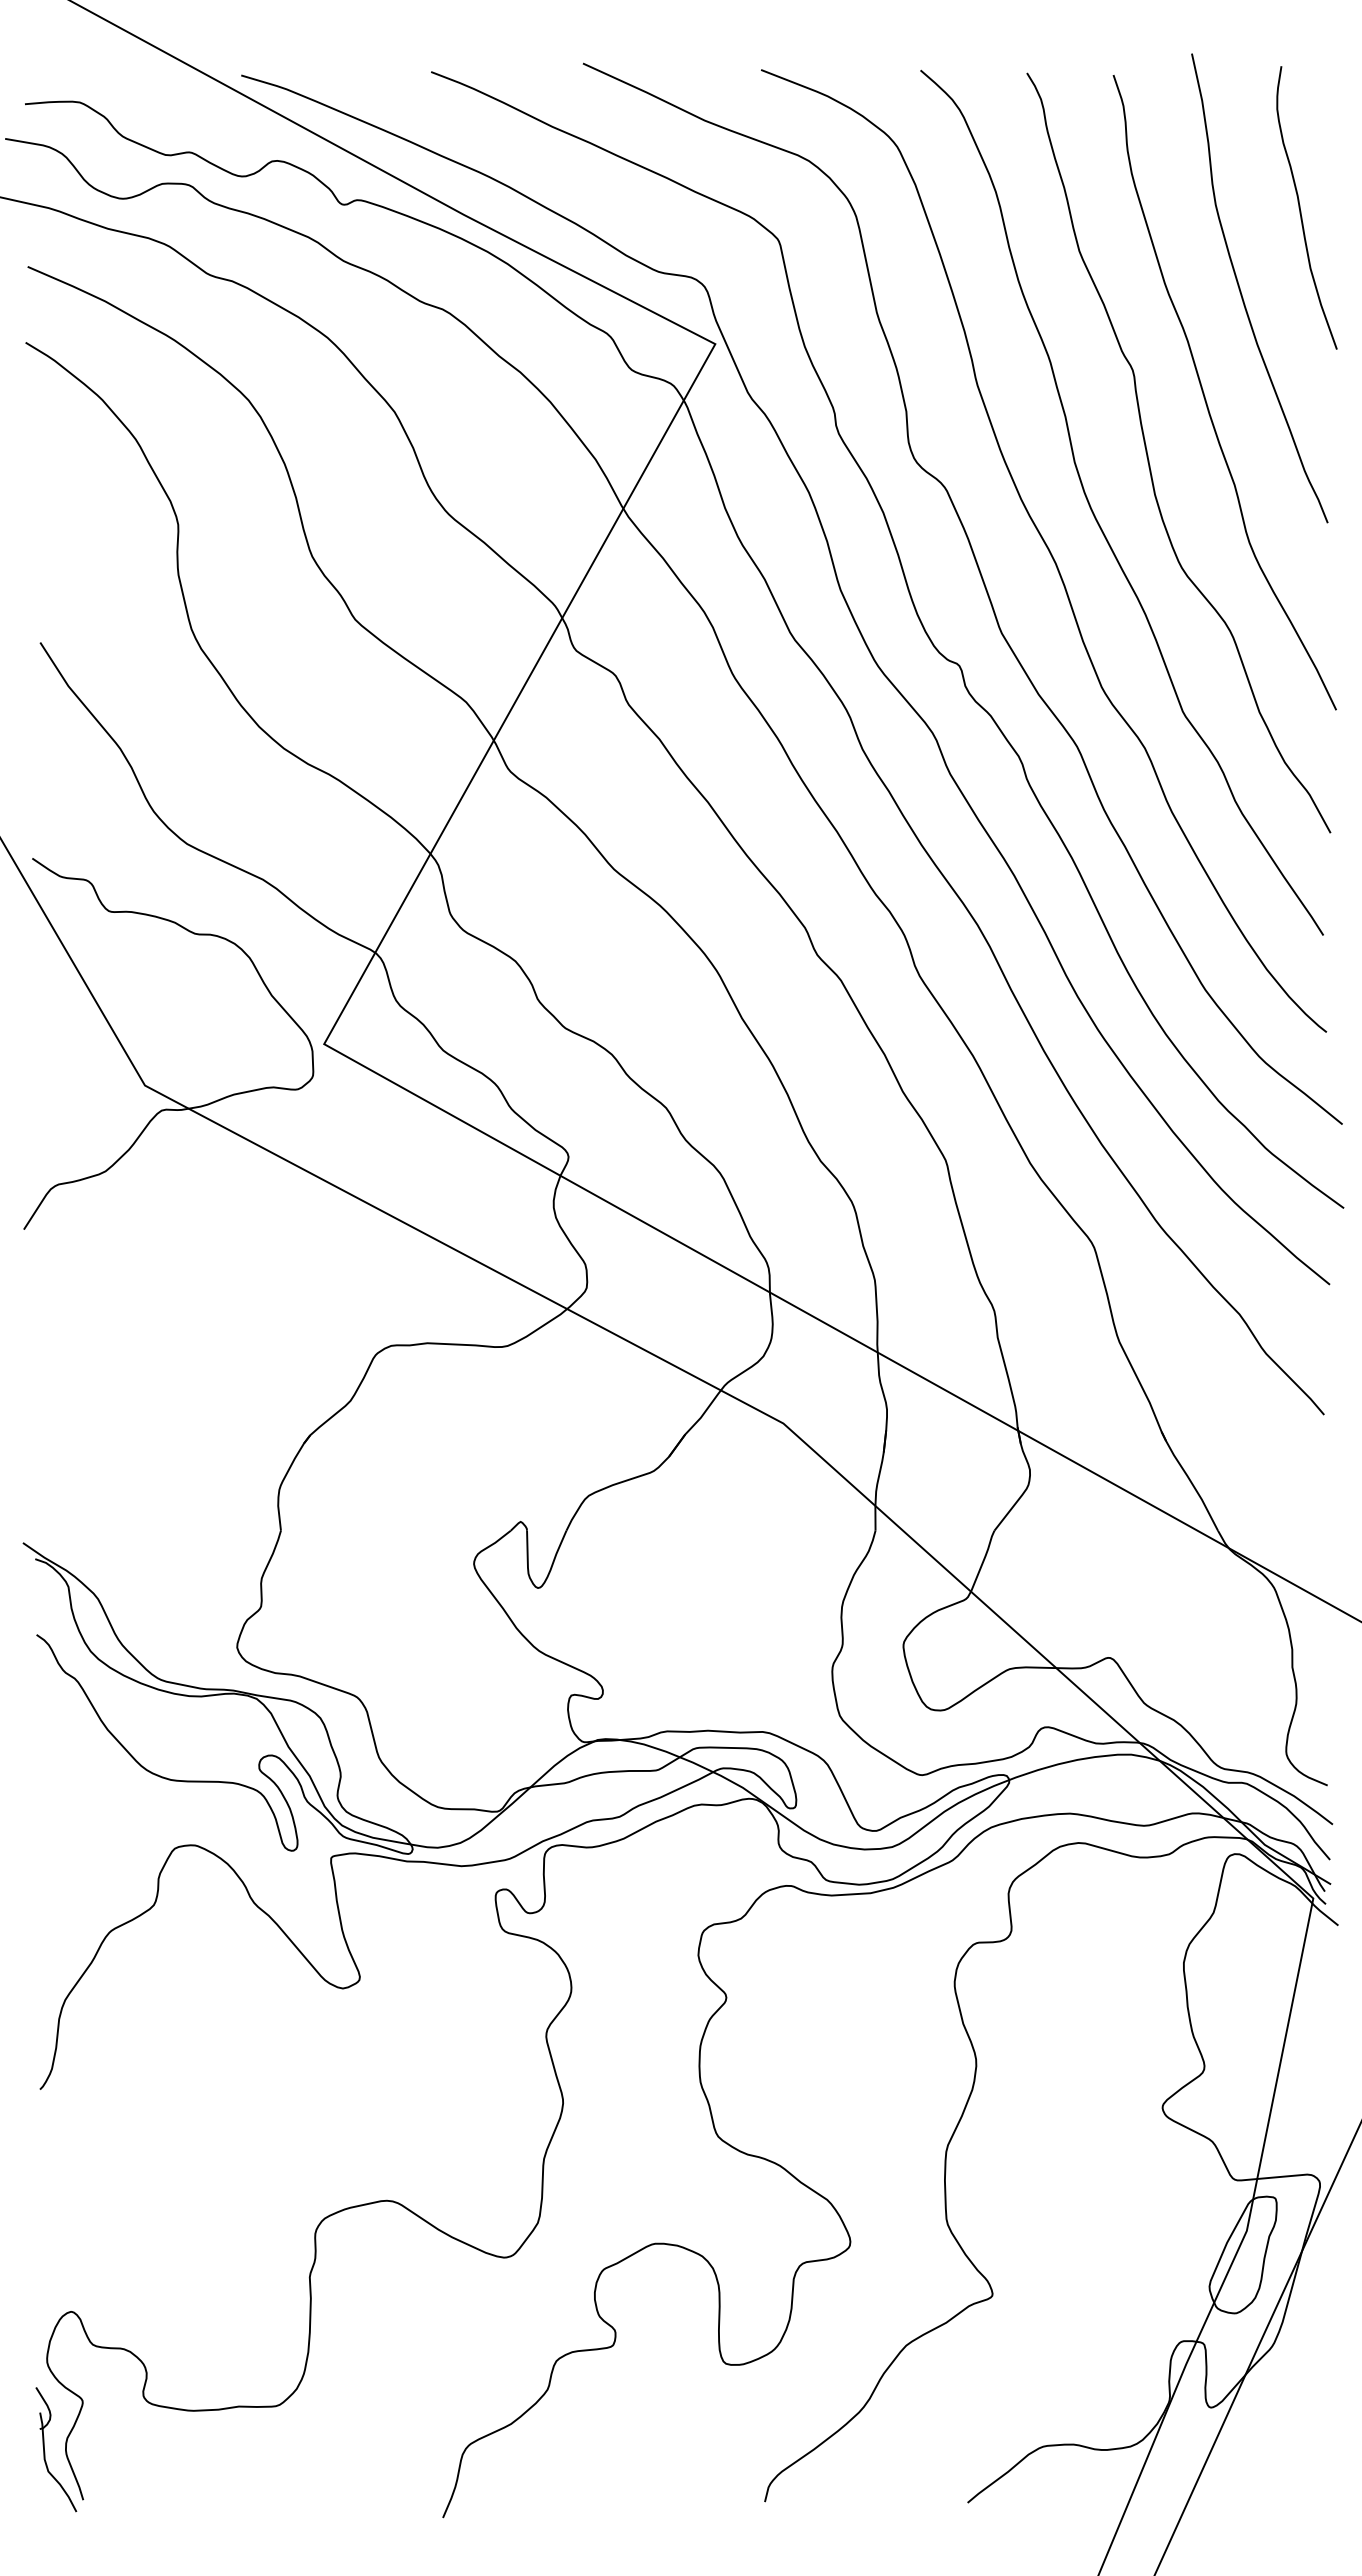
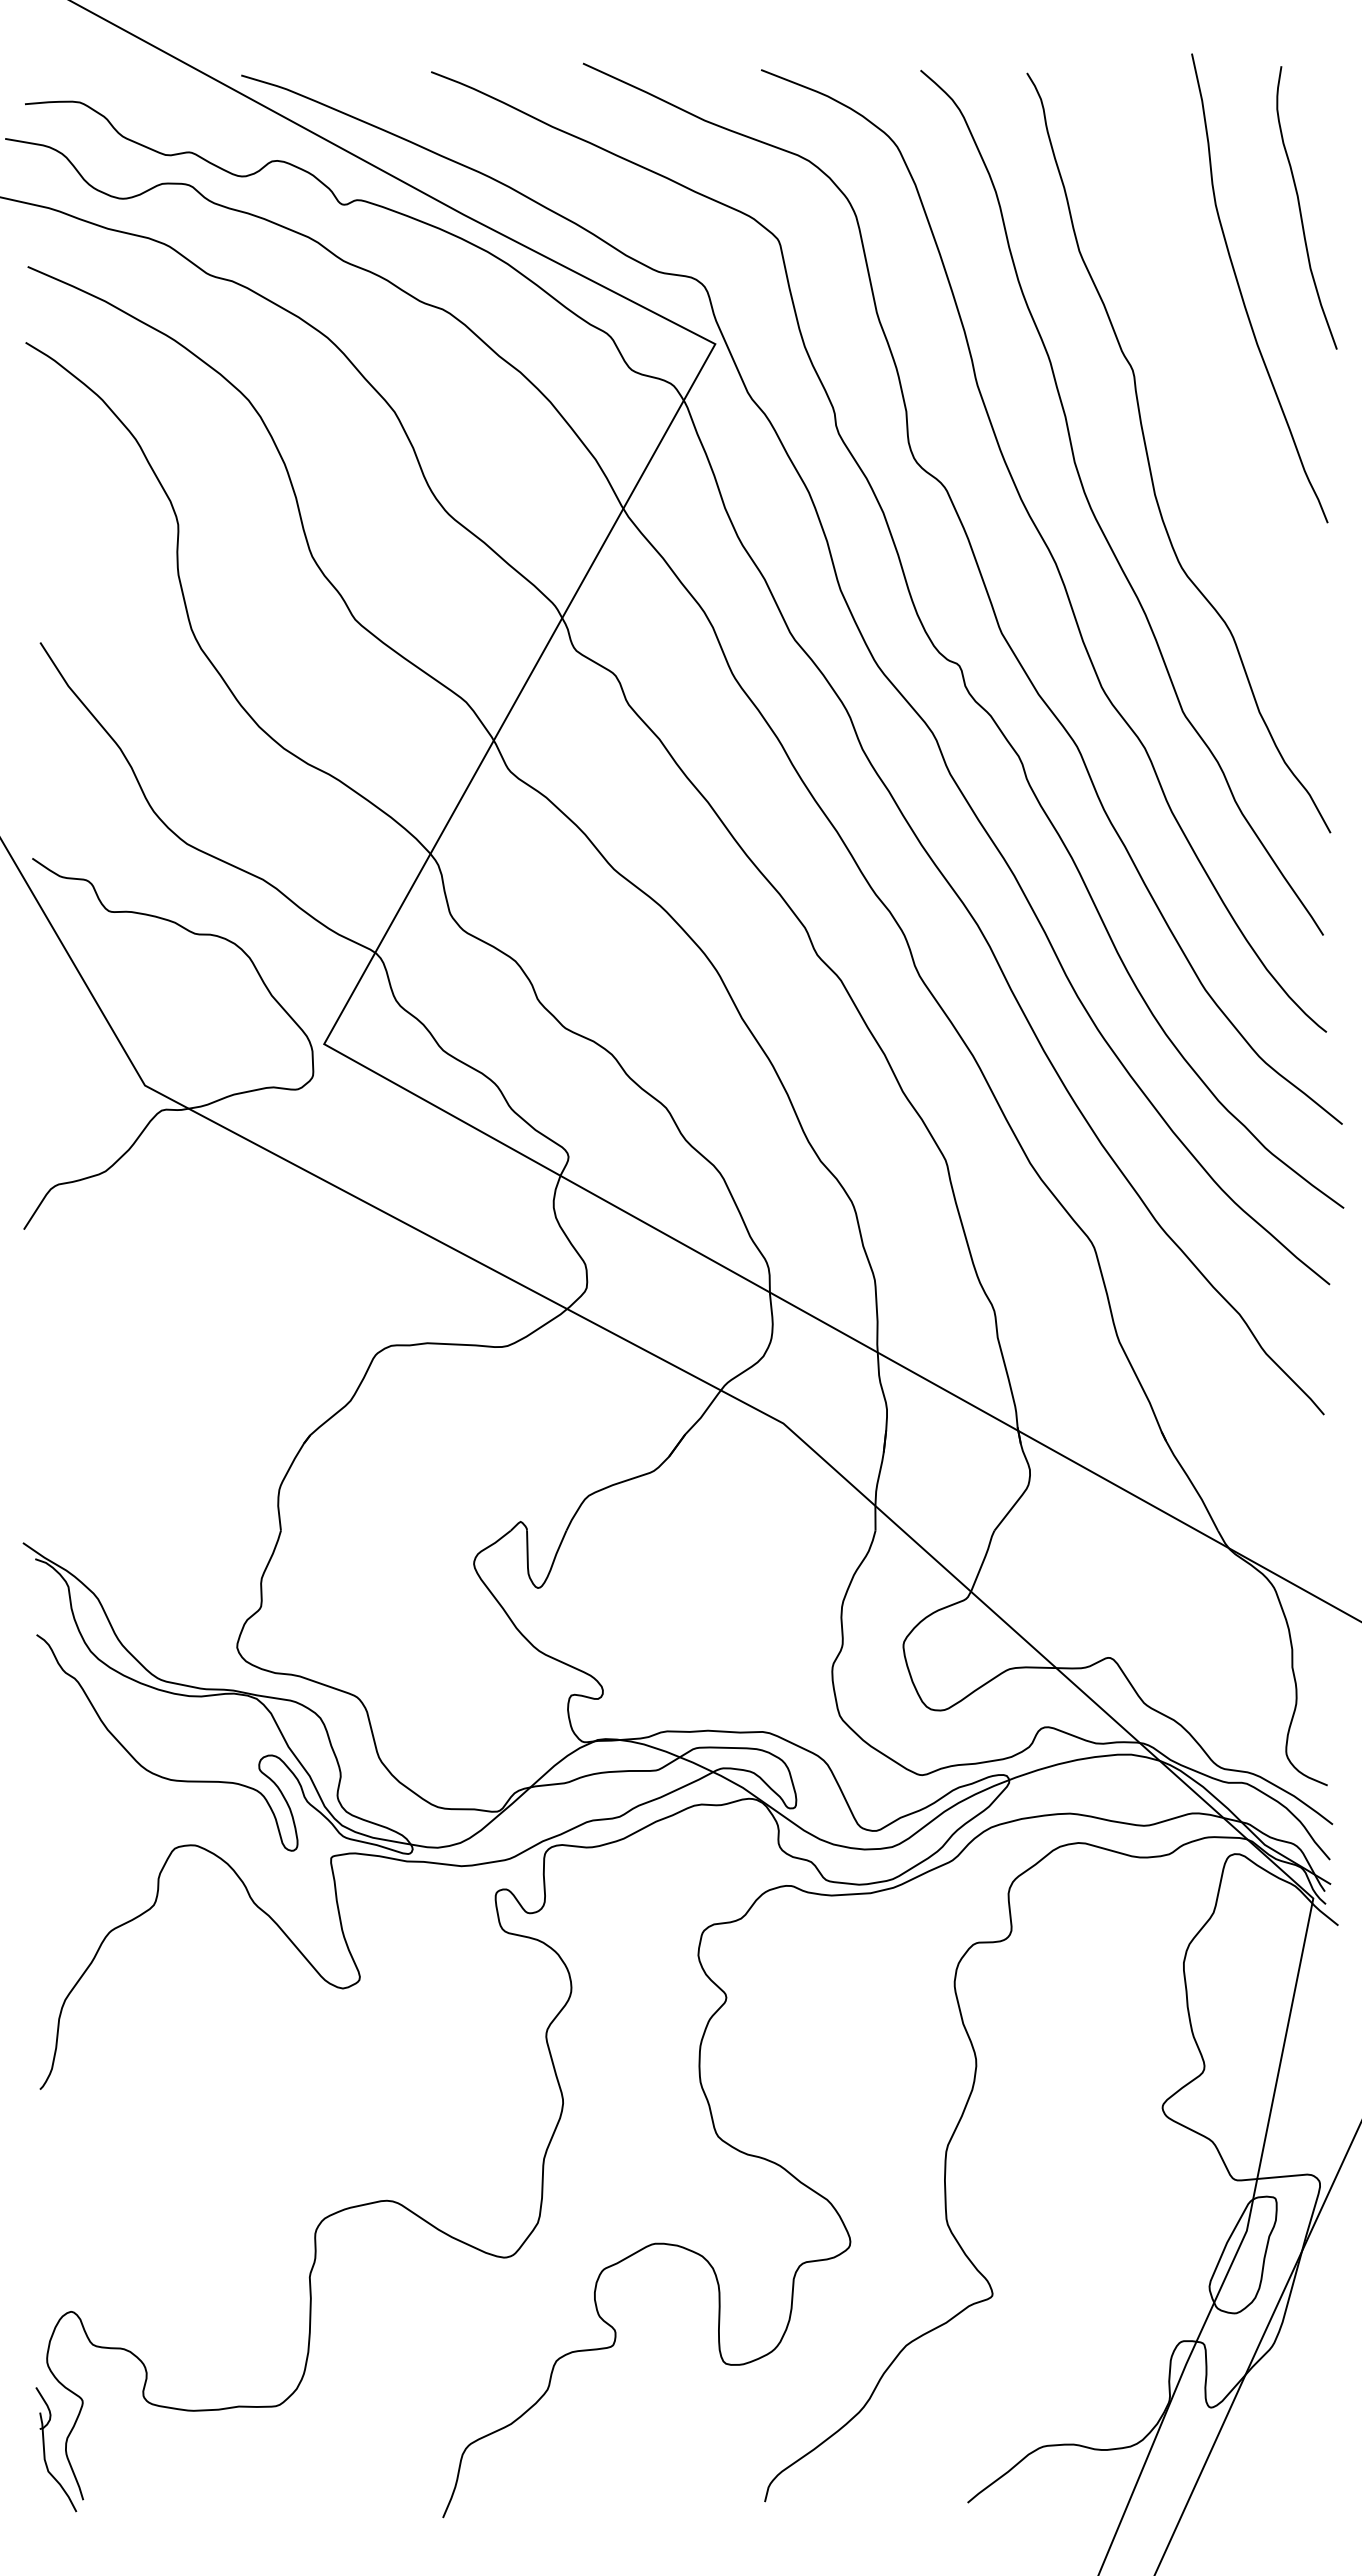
curve: present -> none (1206, 399)
